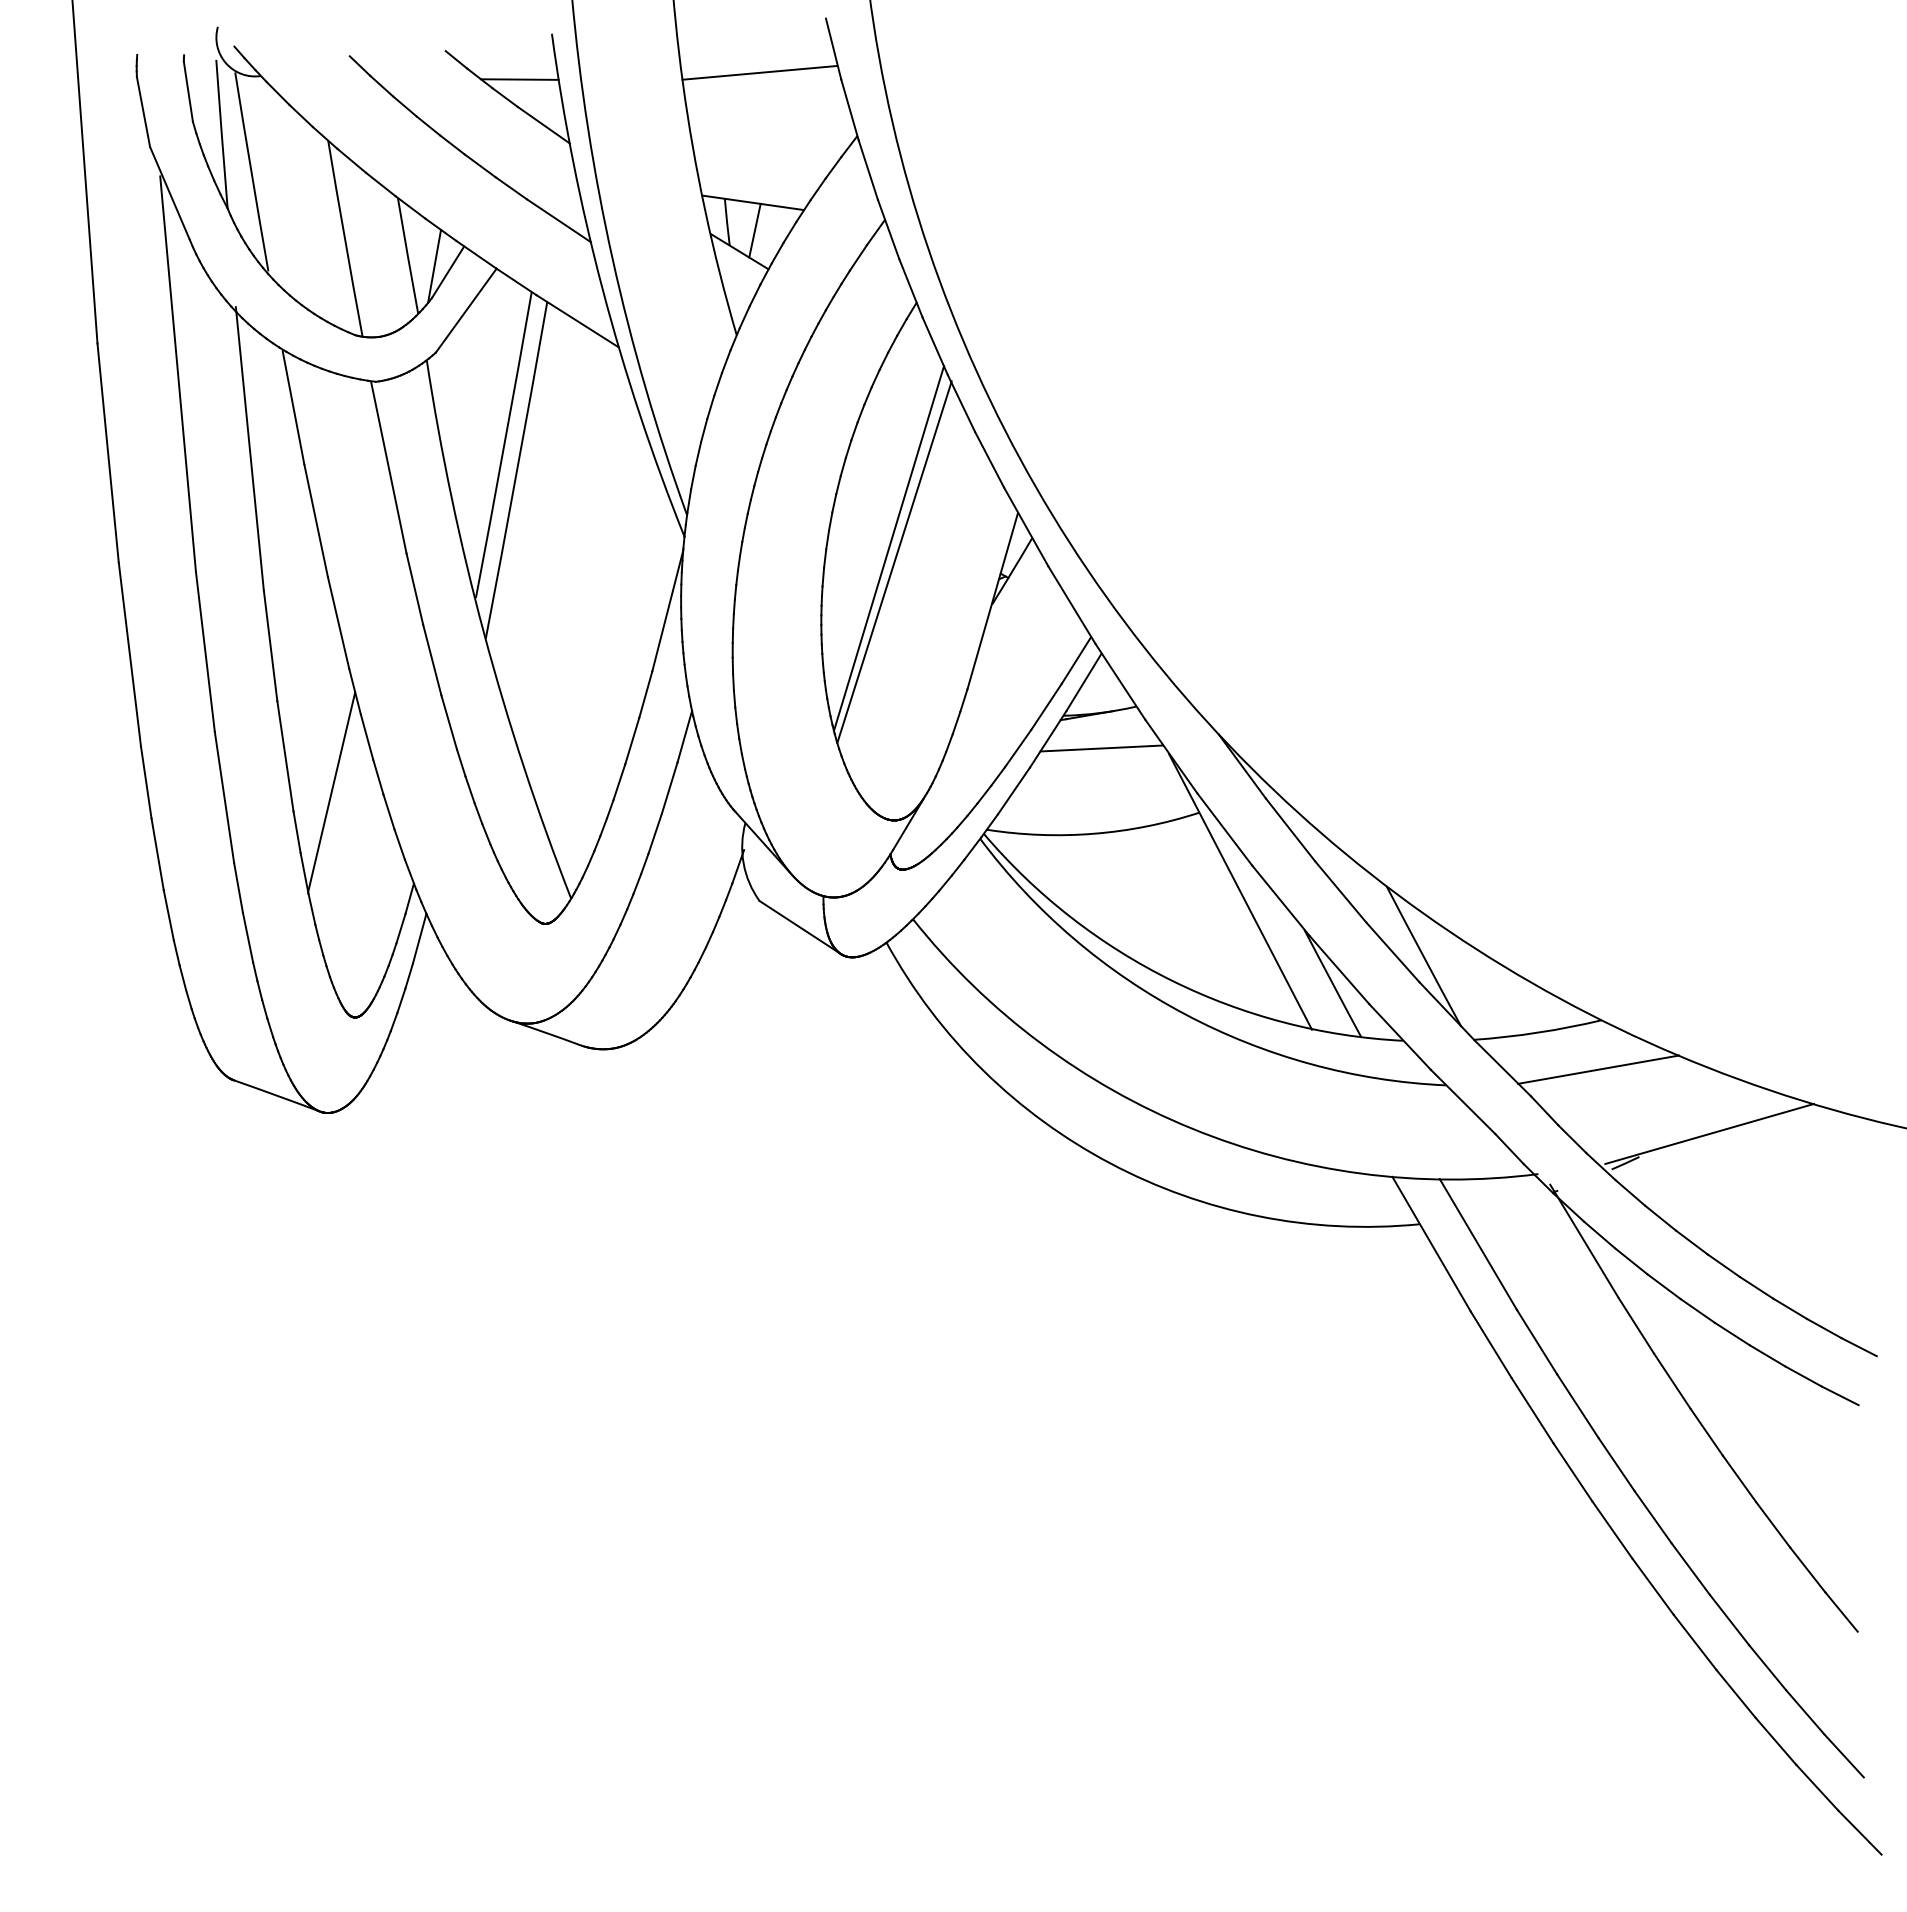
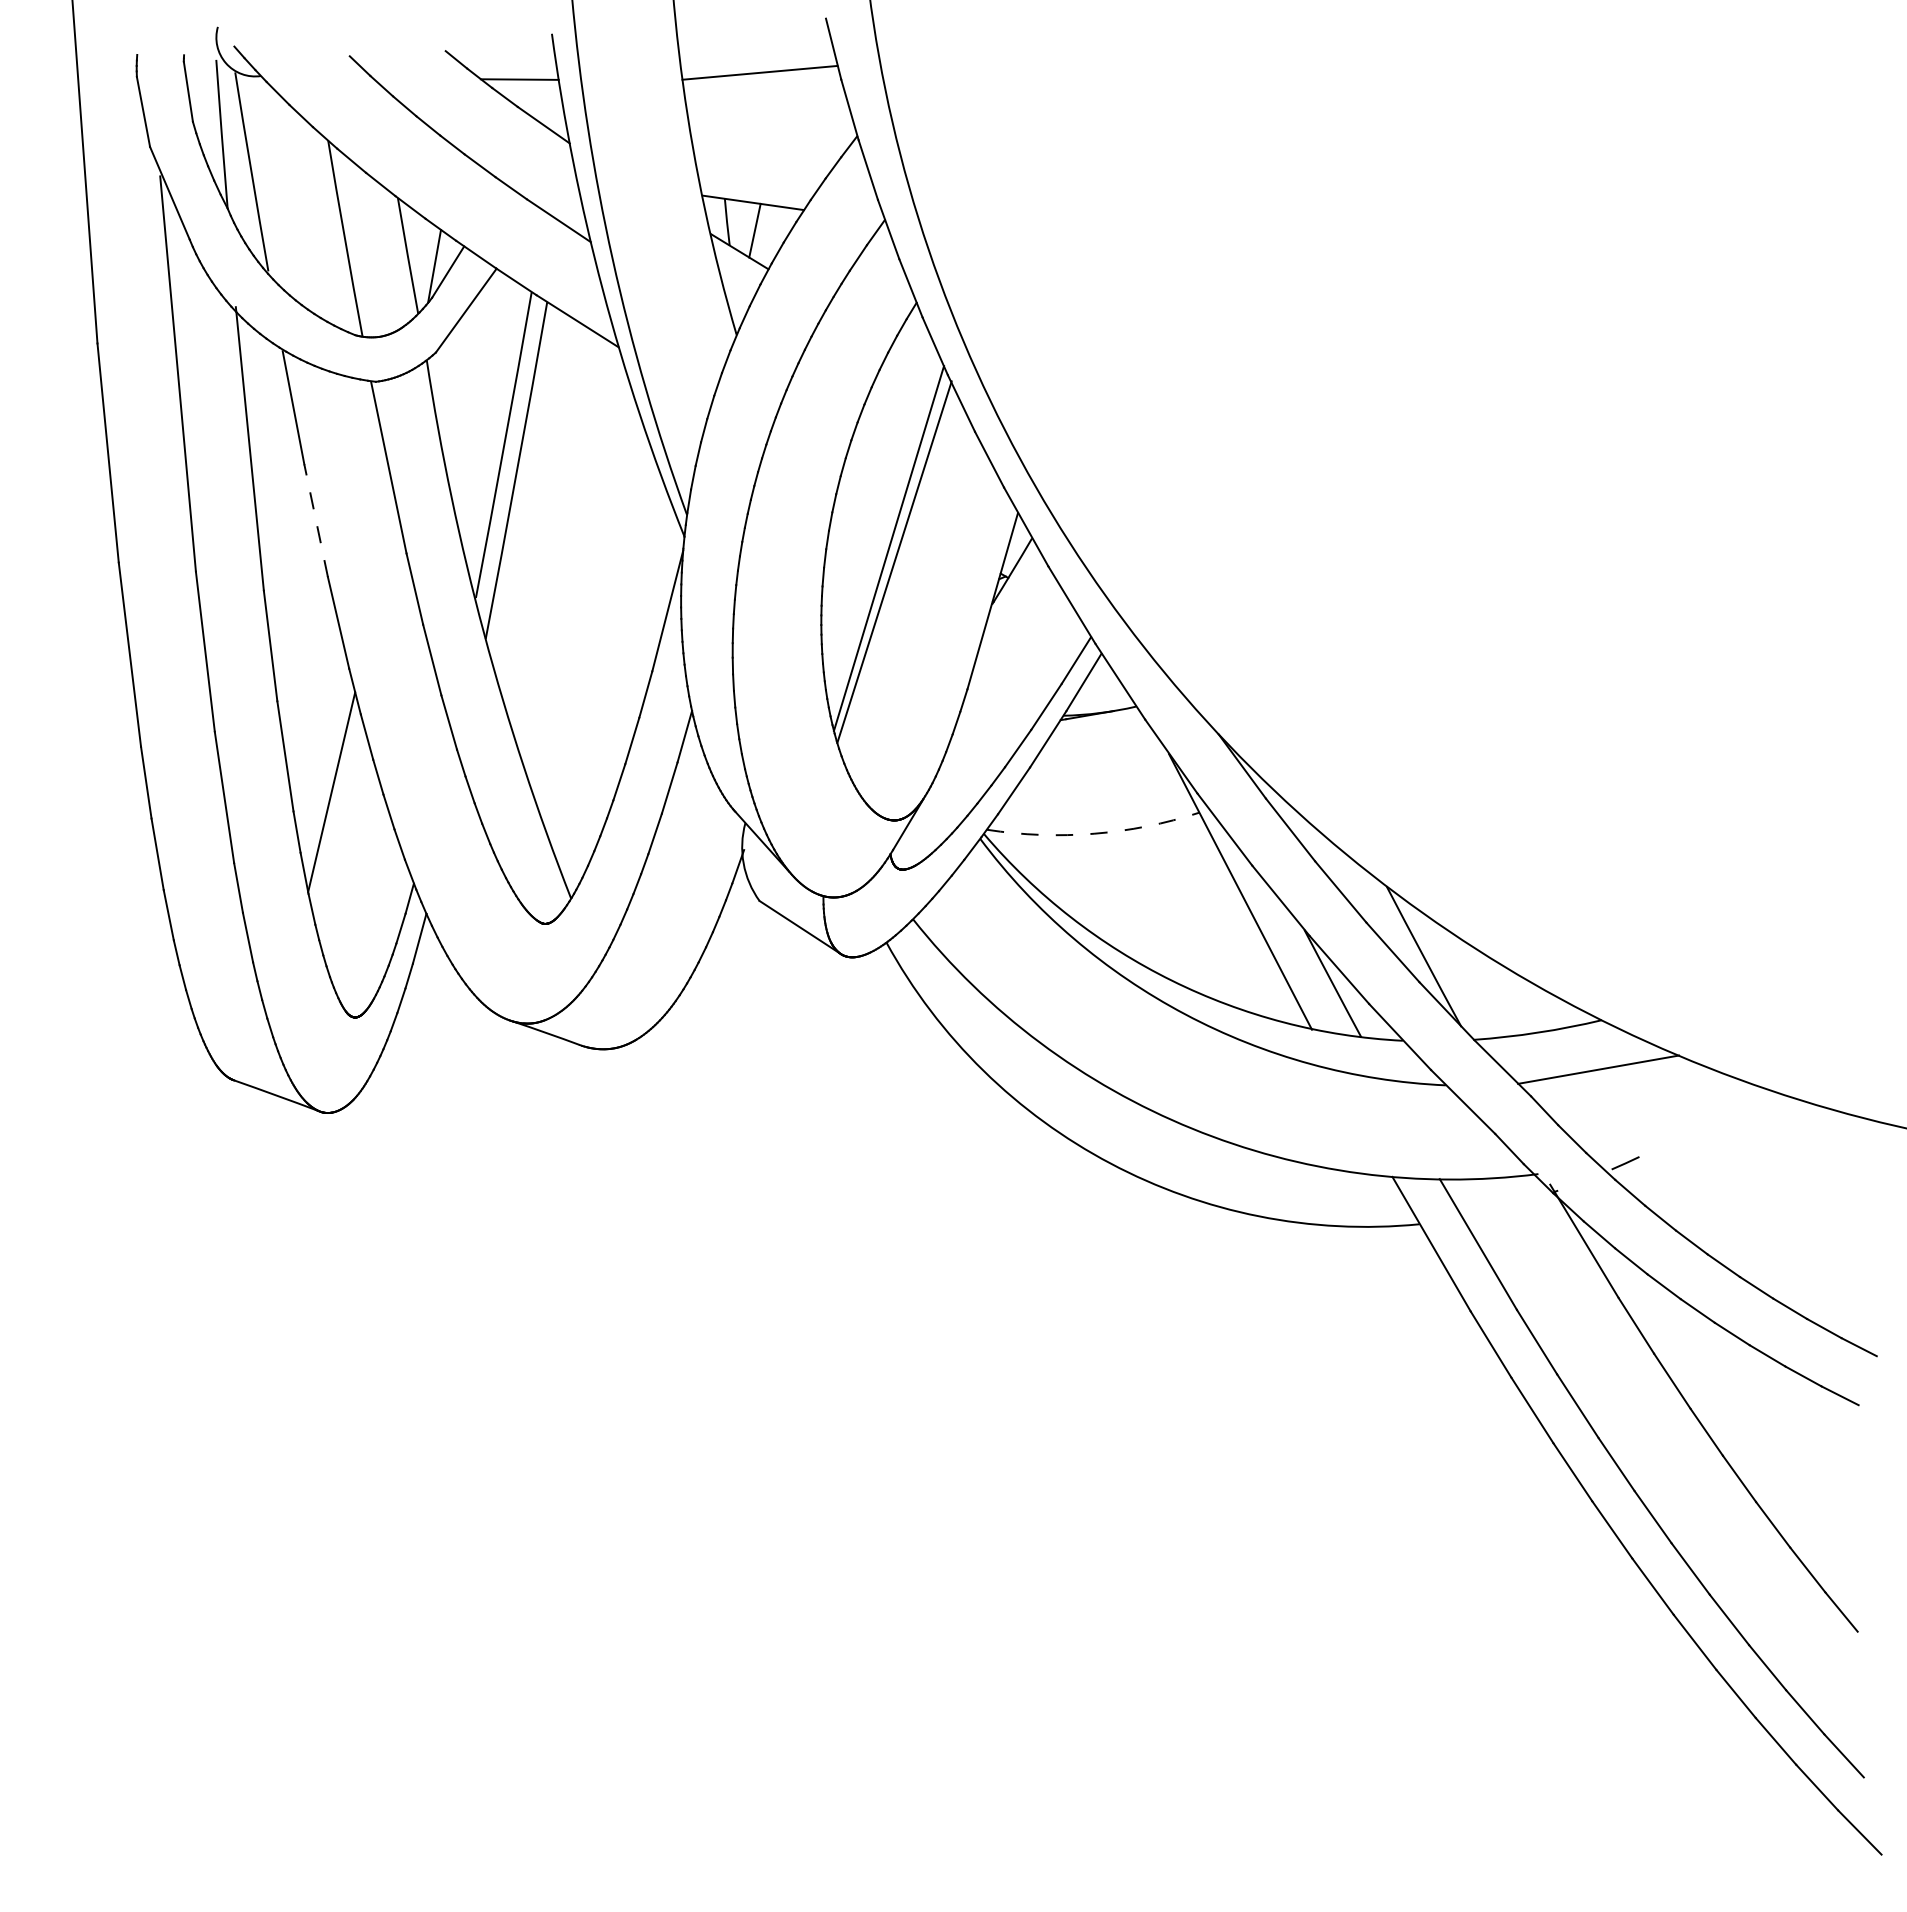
line: solid -> dashed (316, 520)
line: present -> none (1101, 748)
arc: solid -> dashed (1094, 833)
line: present -> none (1709, 1133)
